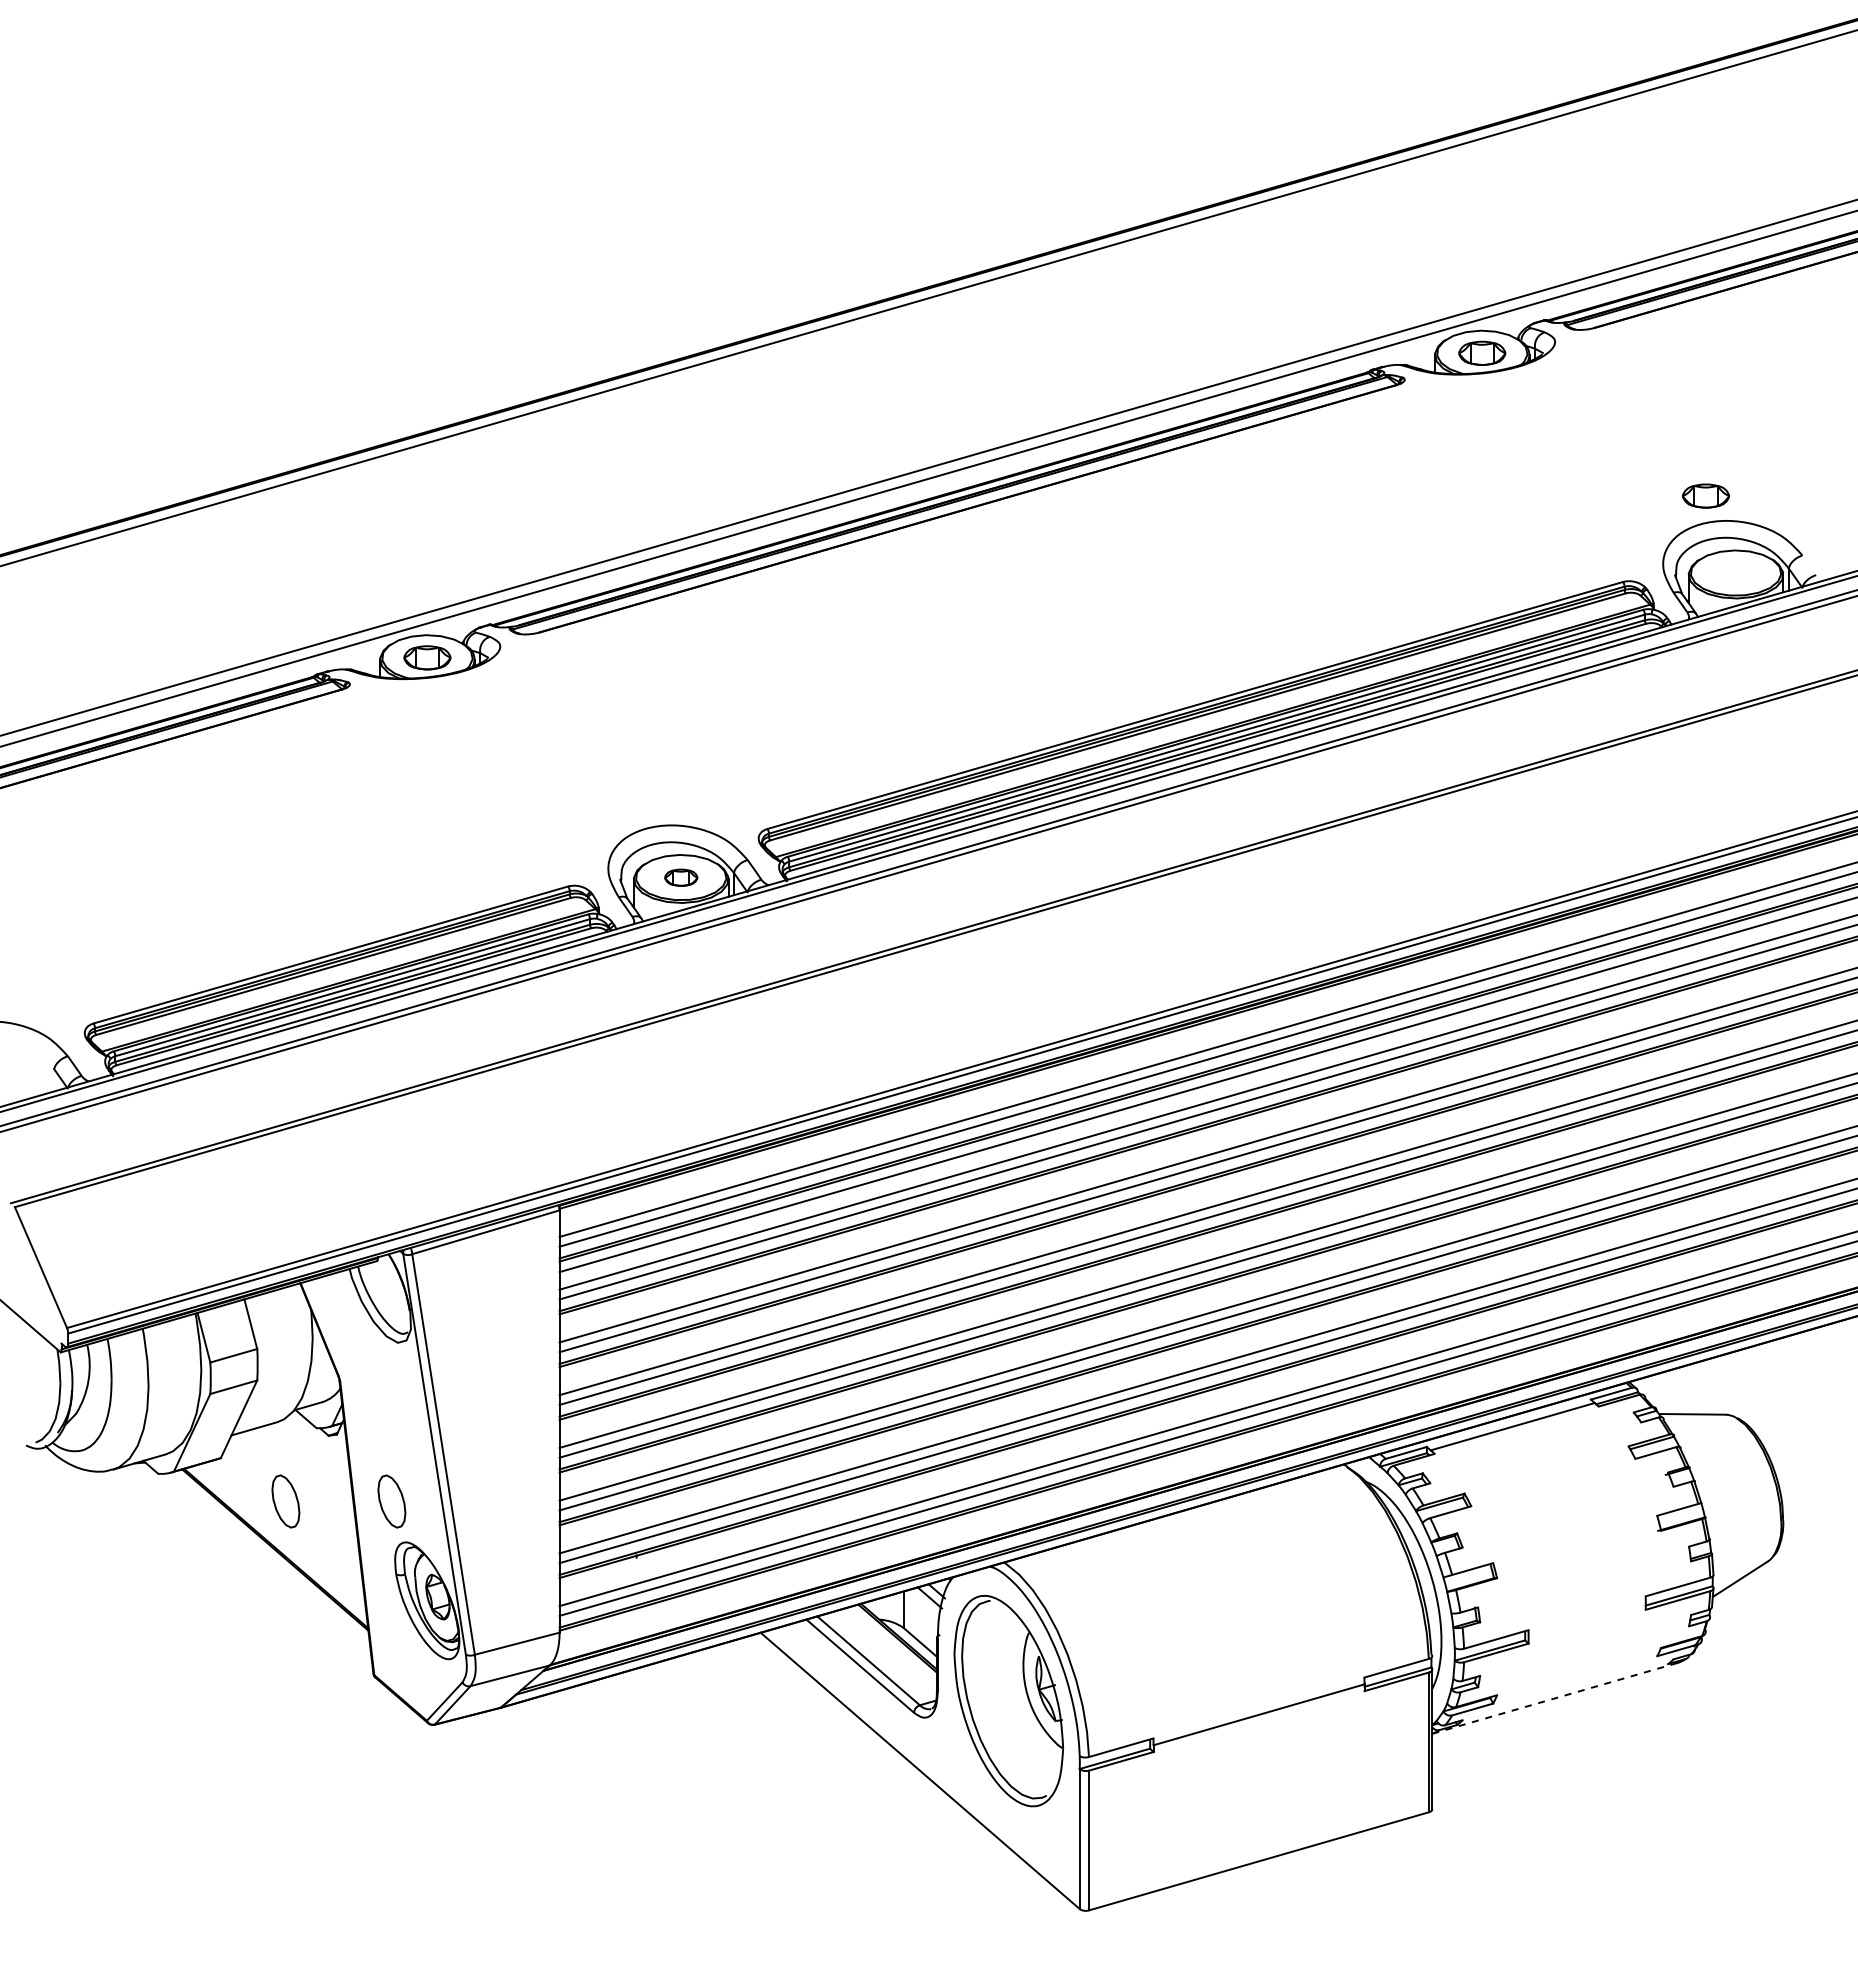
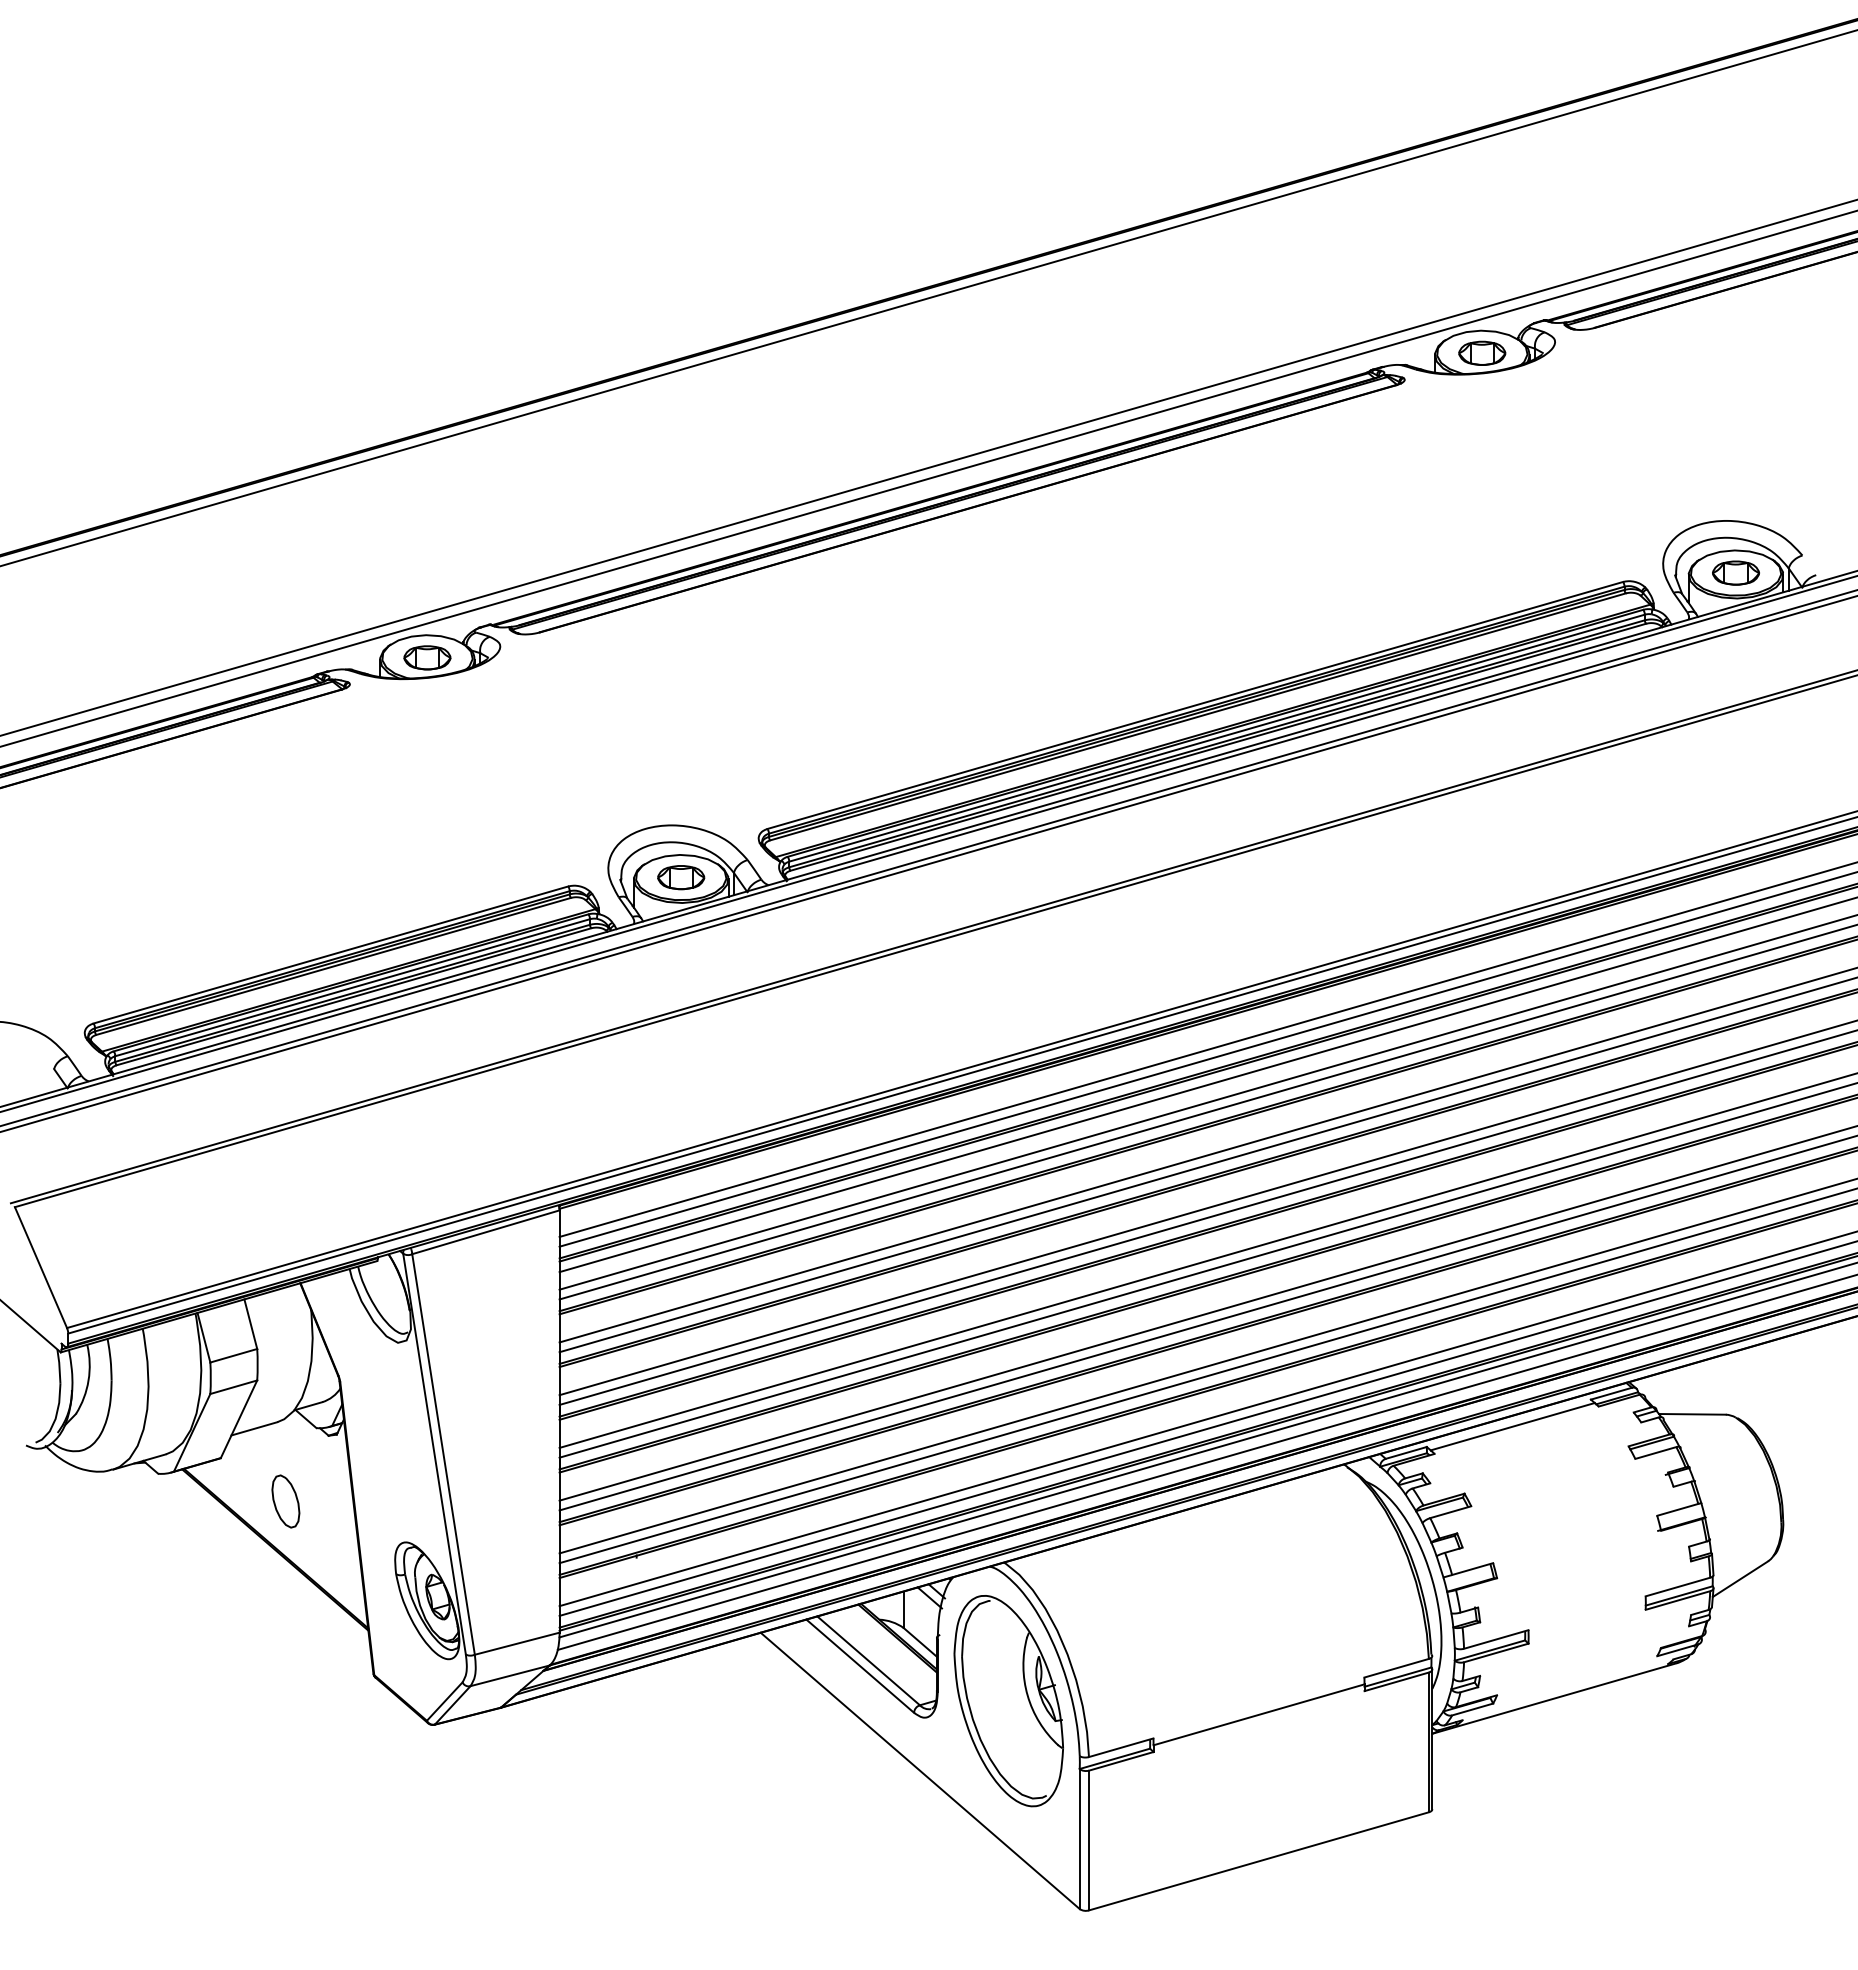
part position: (1705, 495) -> (1735, 572) (1735, 572)
part size: 35x19 px -> 49x26 px (681, 877)
line: none -> present (1206, 1450)
line: none -> present (1205, 1462)
part: present -> none (391, 1501)
line: dashed -> solid (1555, 1698)
